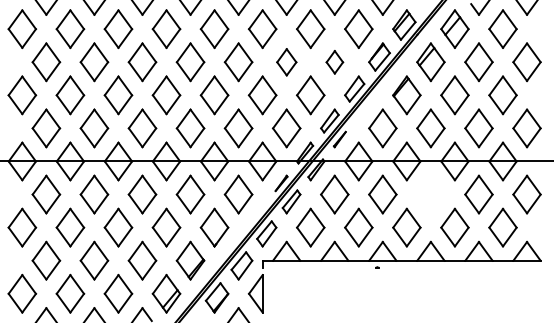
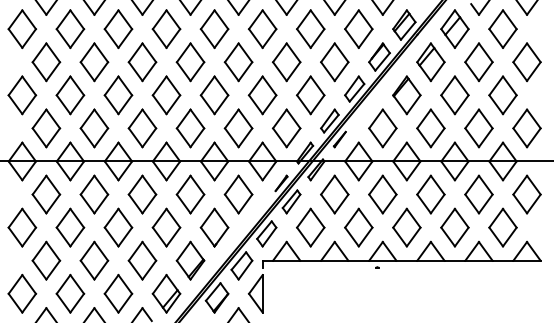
part size: 22x29 px -> 30x41 px (286, 62)
part size: 20x25 px -> 30x41 px (334, 62)
part: none -> present (430, 194)
